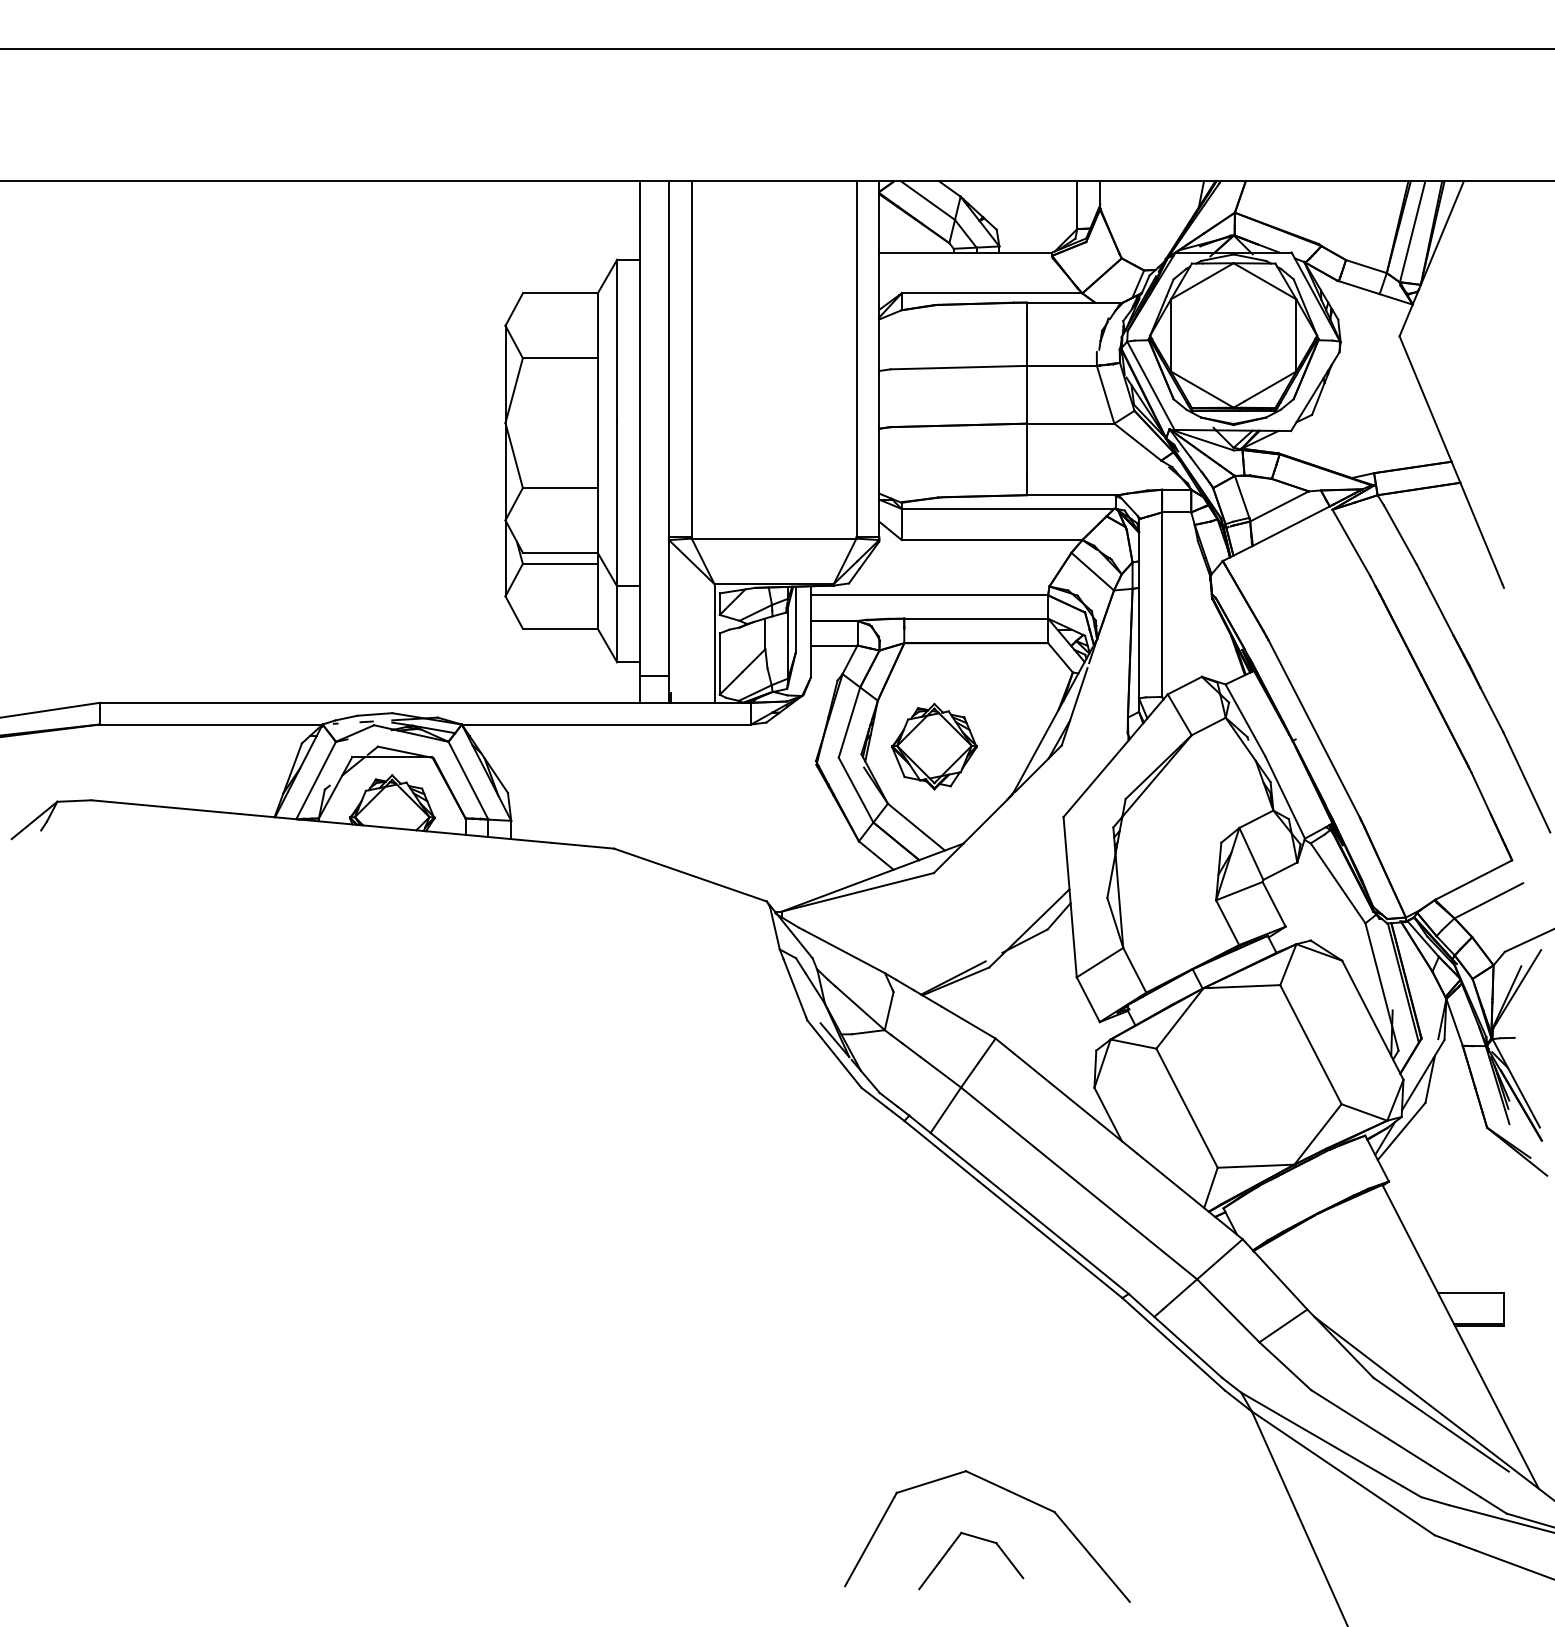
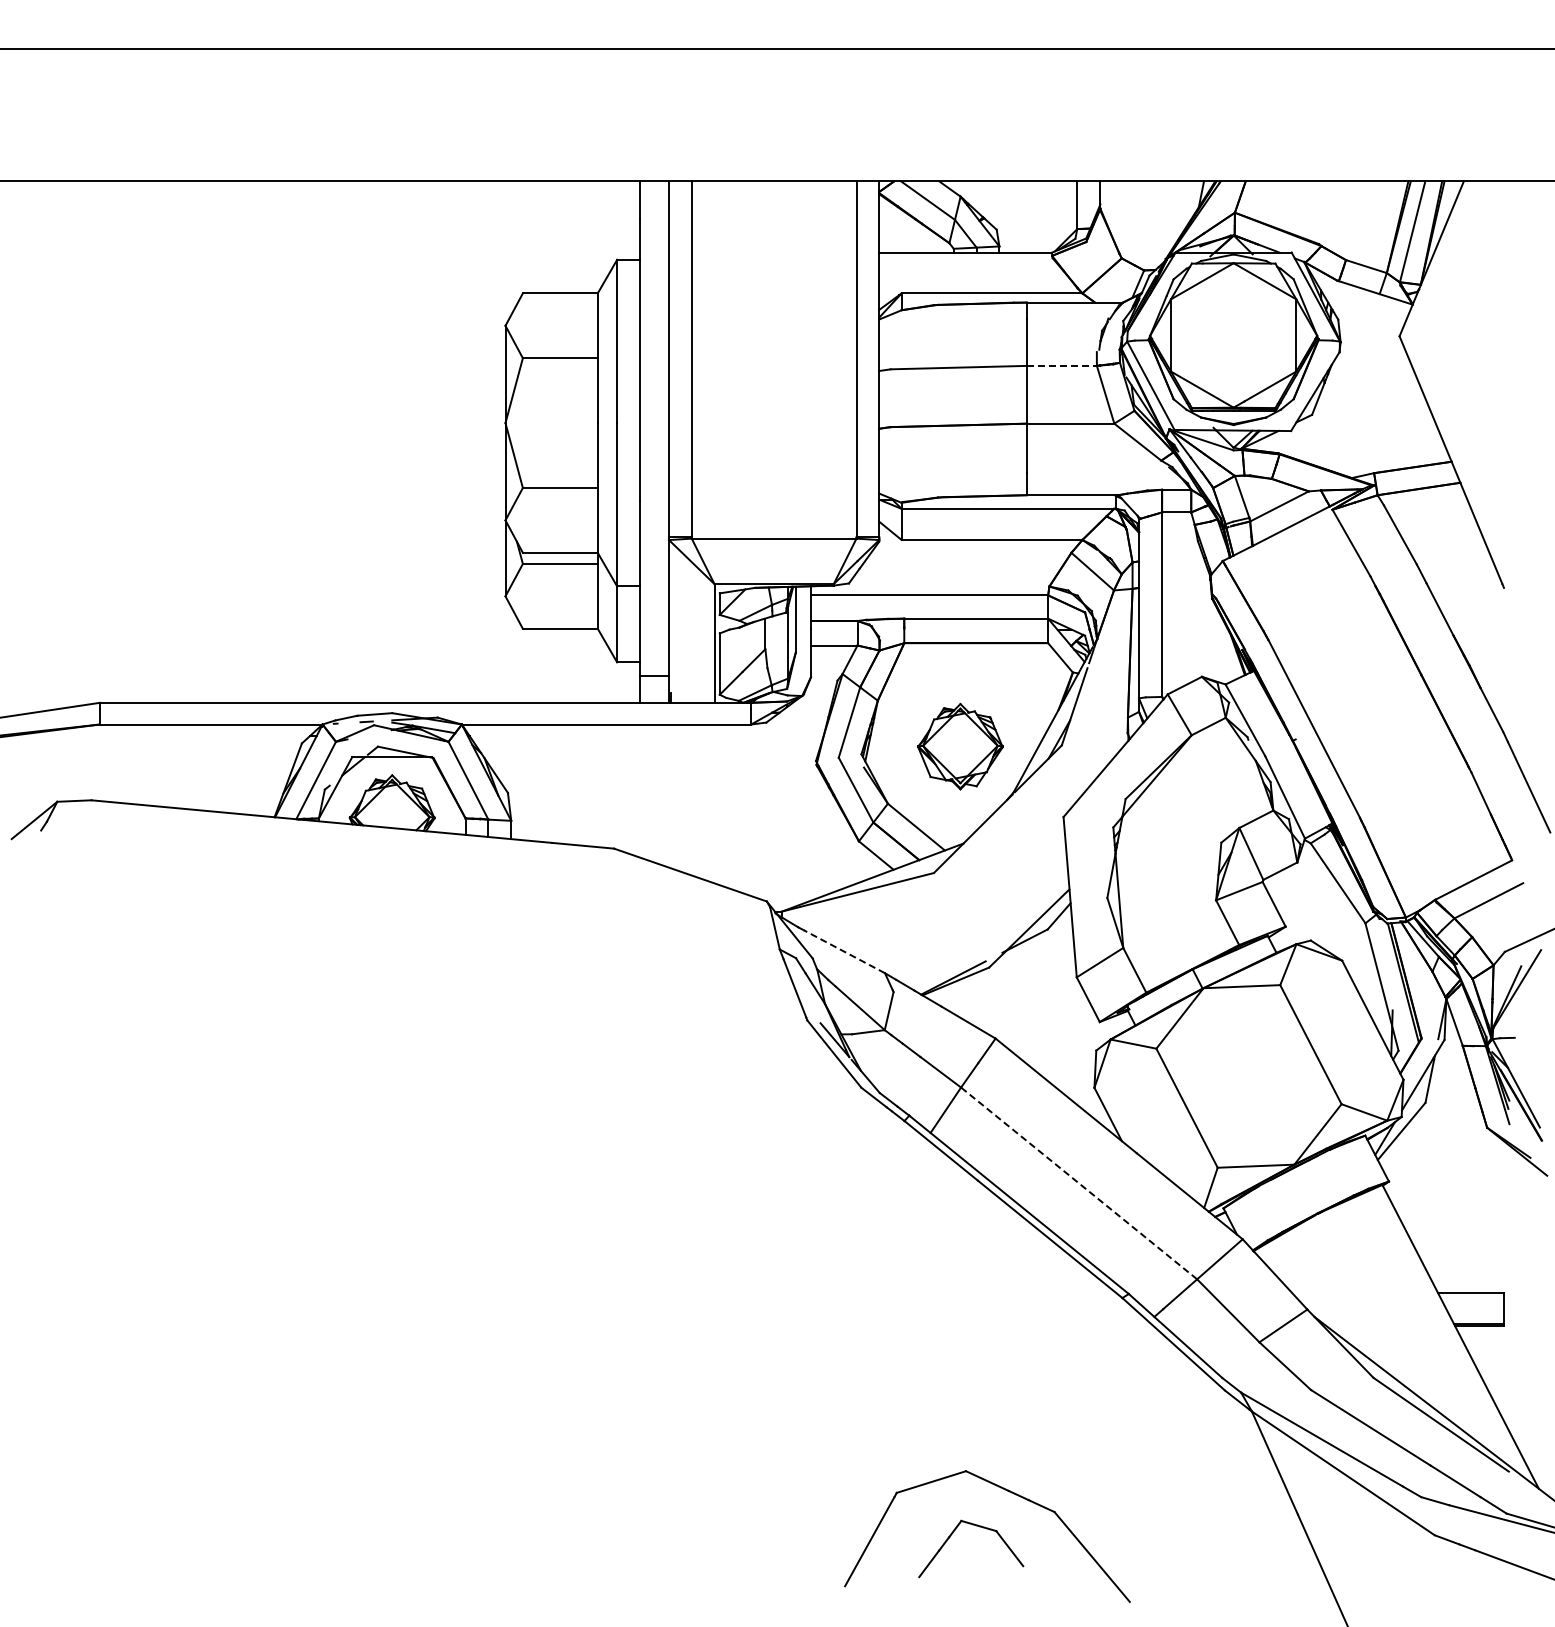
line: solid -> dashed (1061, 365)
part position: (934, 746) -> (960, 746) (960, 746)
line: solid -> dashed (844, 951)
line: solid -> dashed (1078, 1183)
part position: (979, 1539) -> (979, 1527) (979, 1527)
